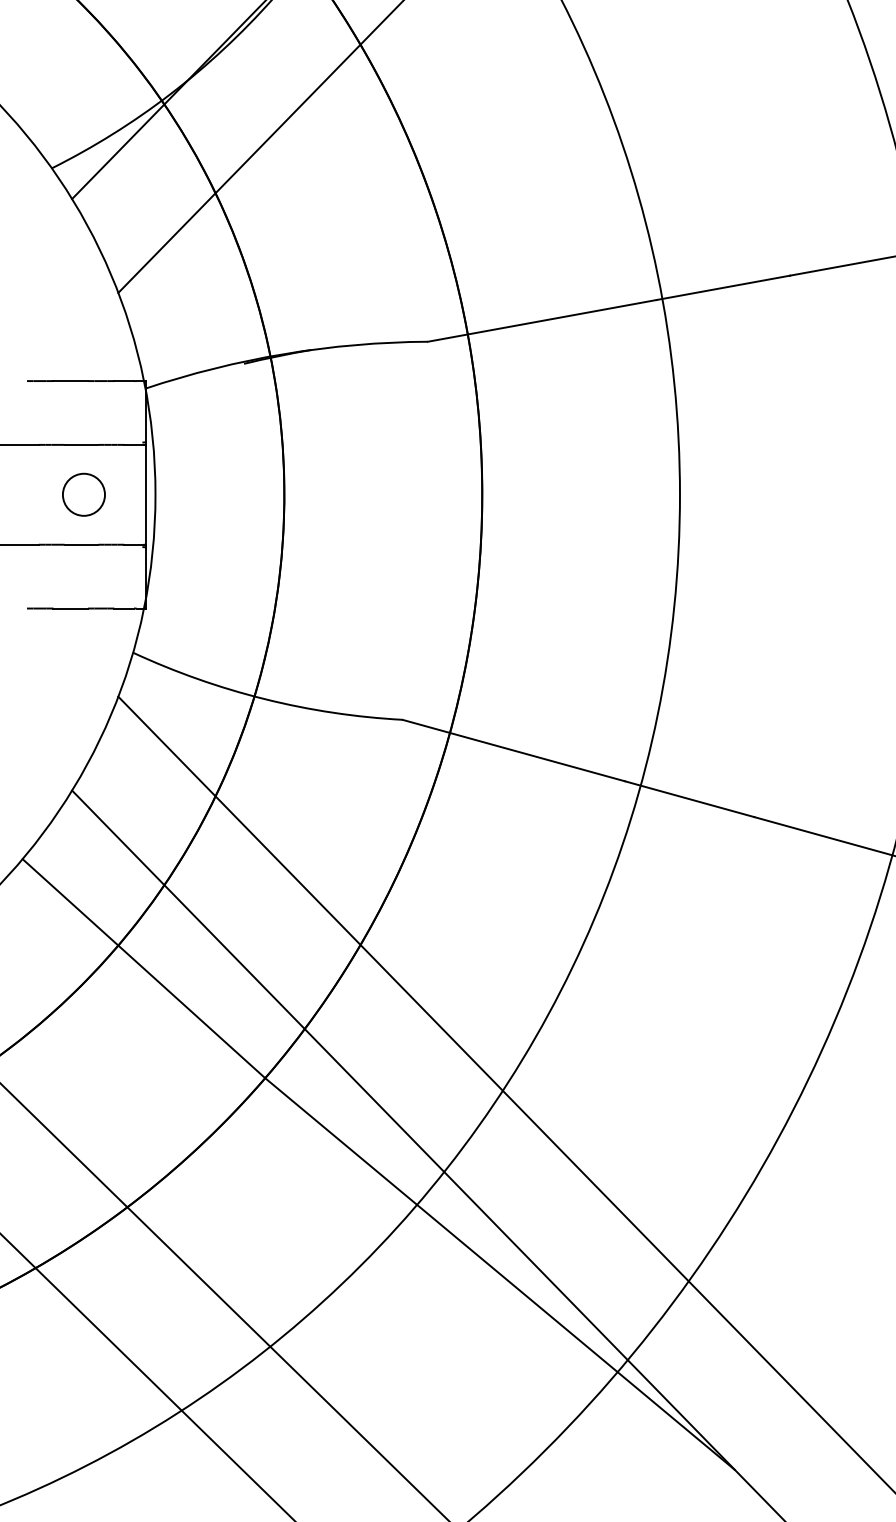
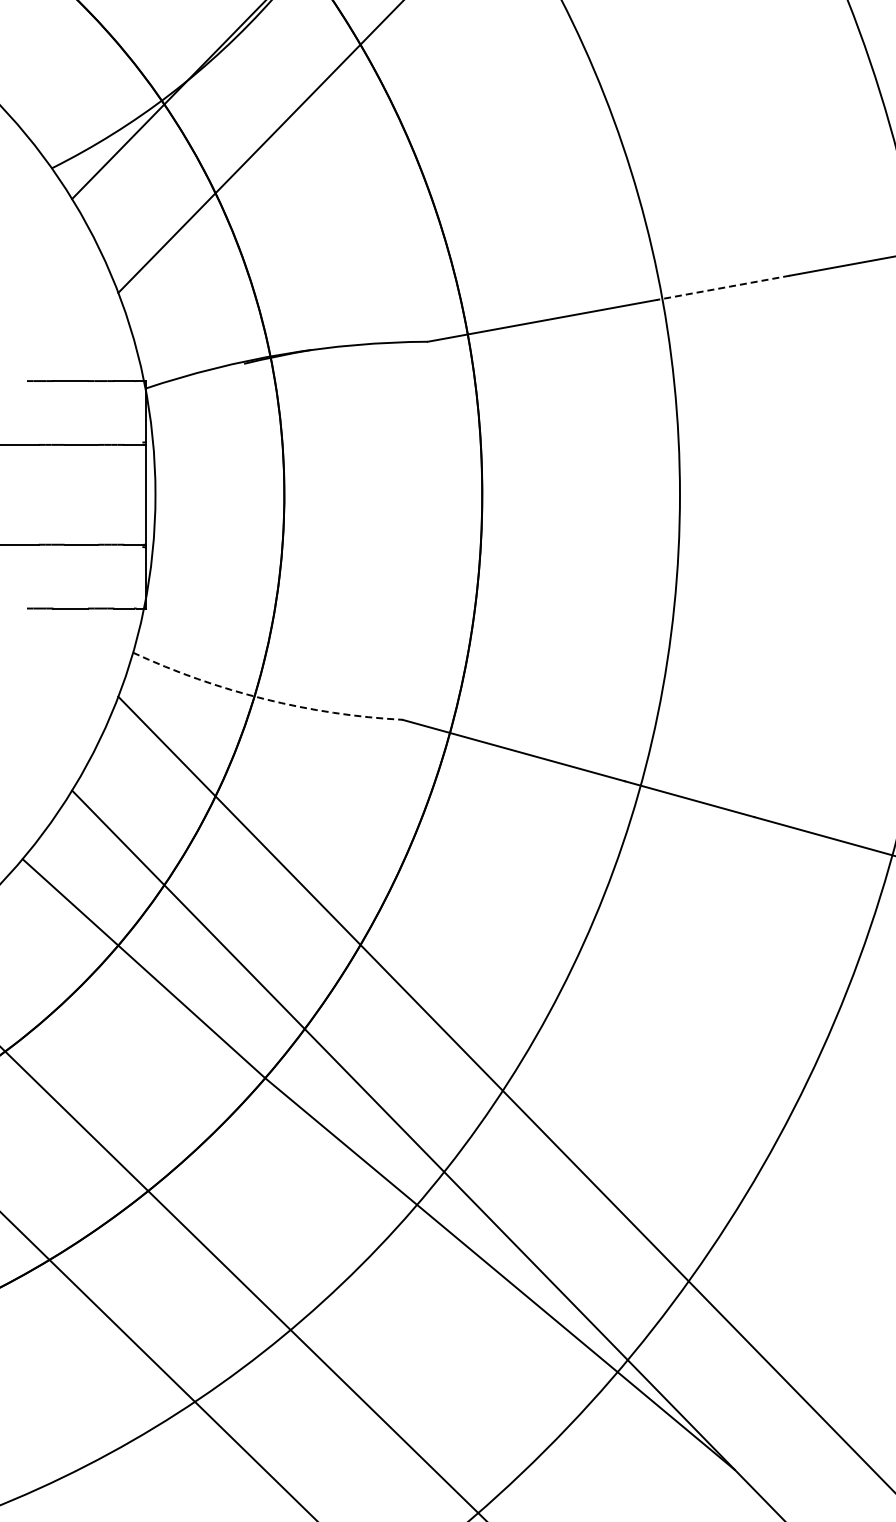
line: solid -> dashed (723, 287)
circle: present -> none (83, 494)
arc: solid -> dashed (264, 699)
line position: (224, 1301) -> (242, 1283) (242, 1283)
line position: (147, 1376) -> (158, 1366) (158, 1366)
